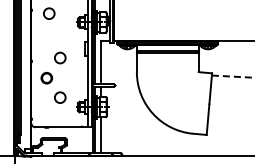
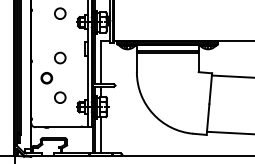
circle position: (49, 13) -> (60, 13) (60, 13)
line: dashed -> solid (233, 76)
line: none -> present (228, 132)
